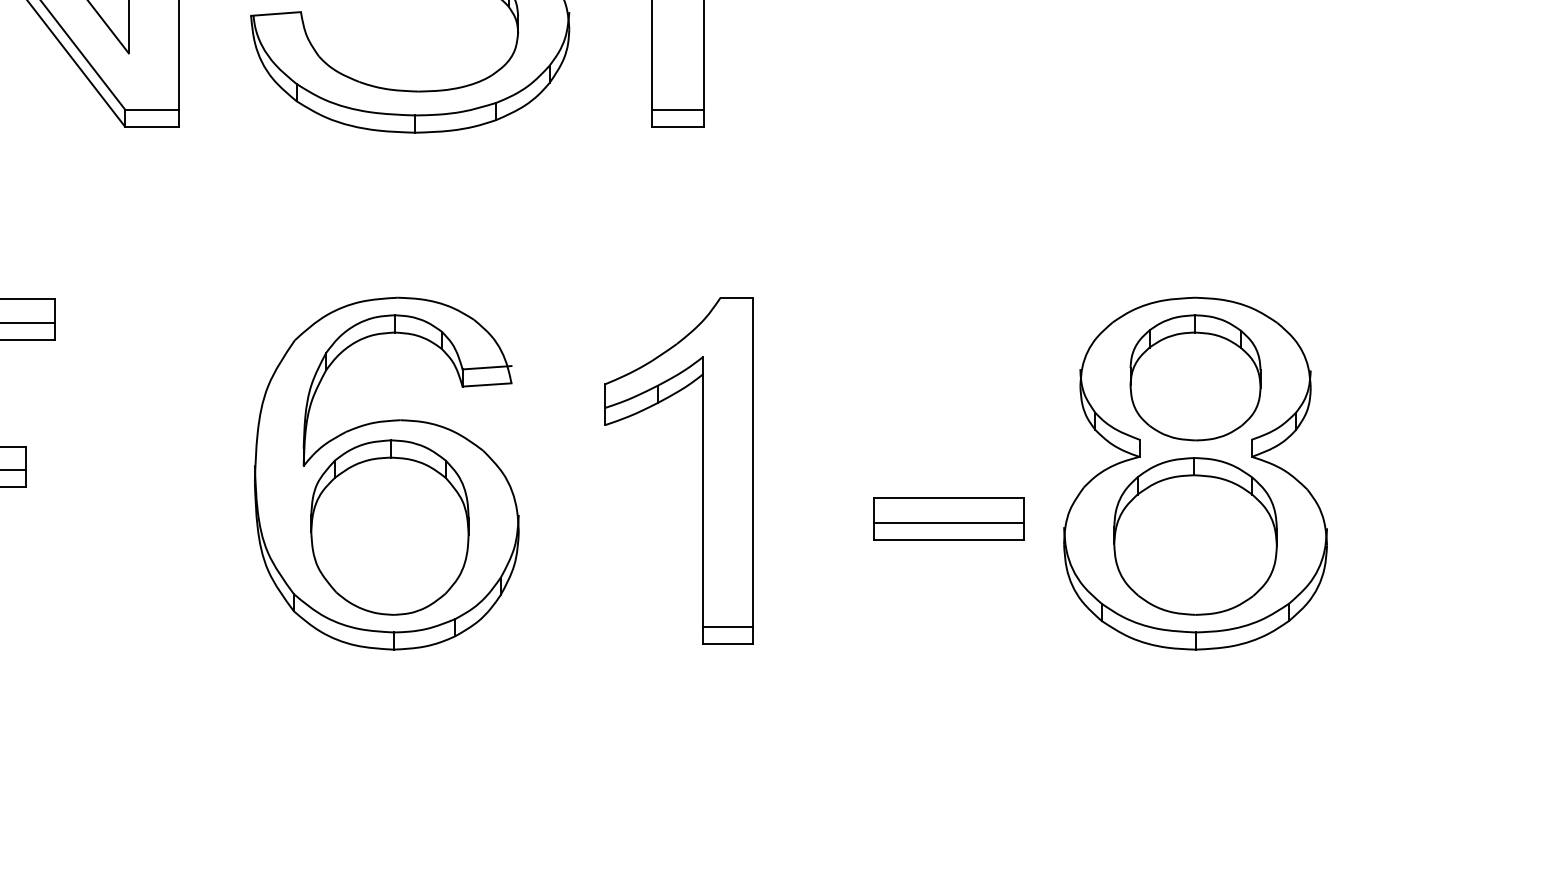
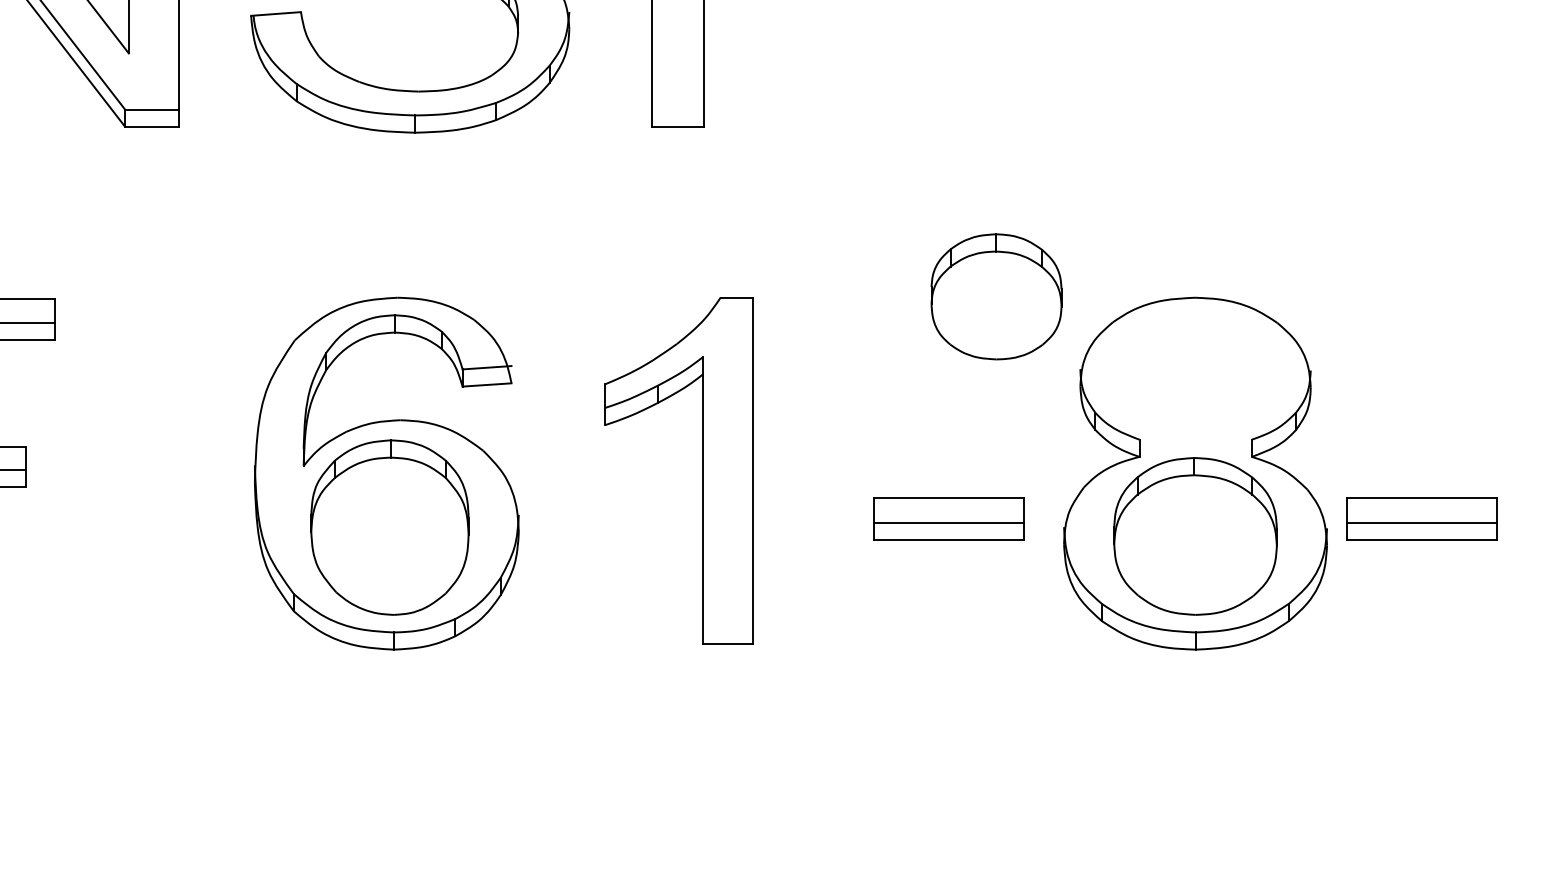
line: present -> none (677, 109)
part position: (1195, 377) -> (996, 296) (996, 296)
part: none -> present (1421, 518)
line: present -> none (727, 626)
